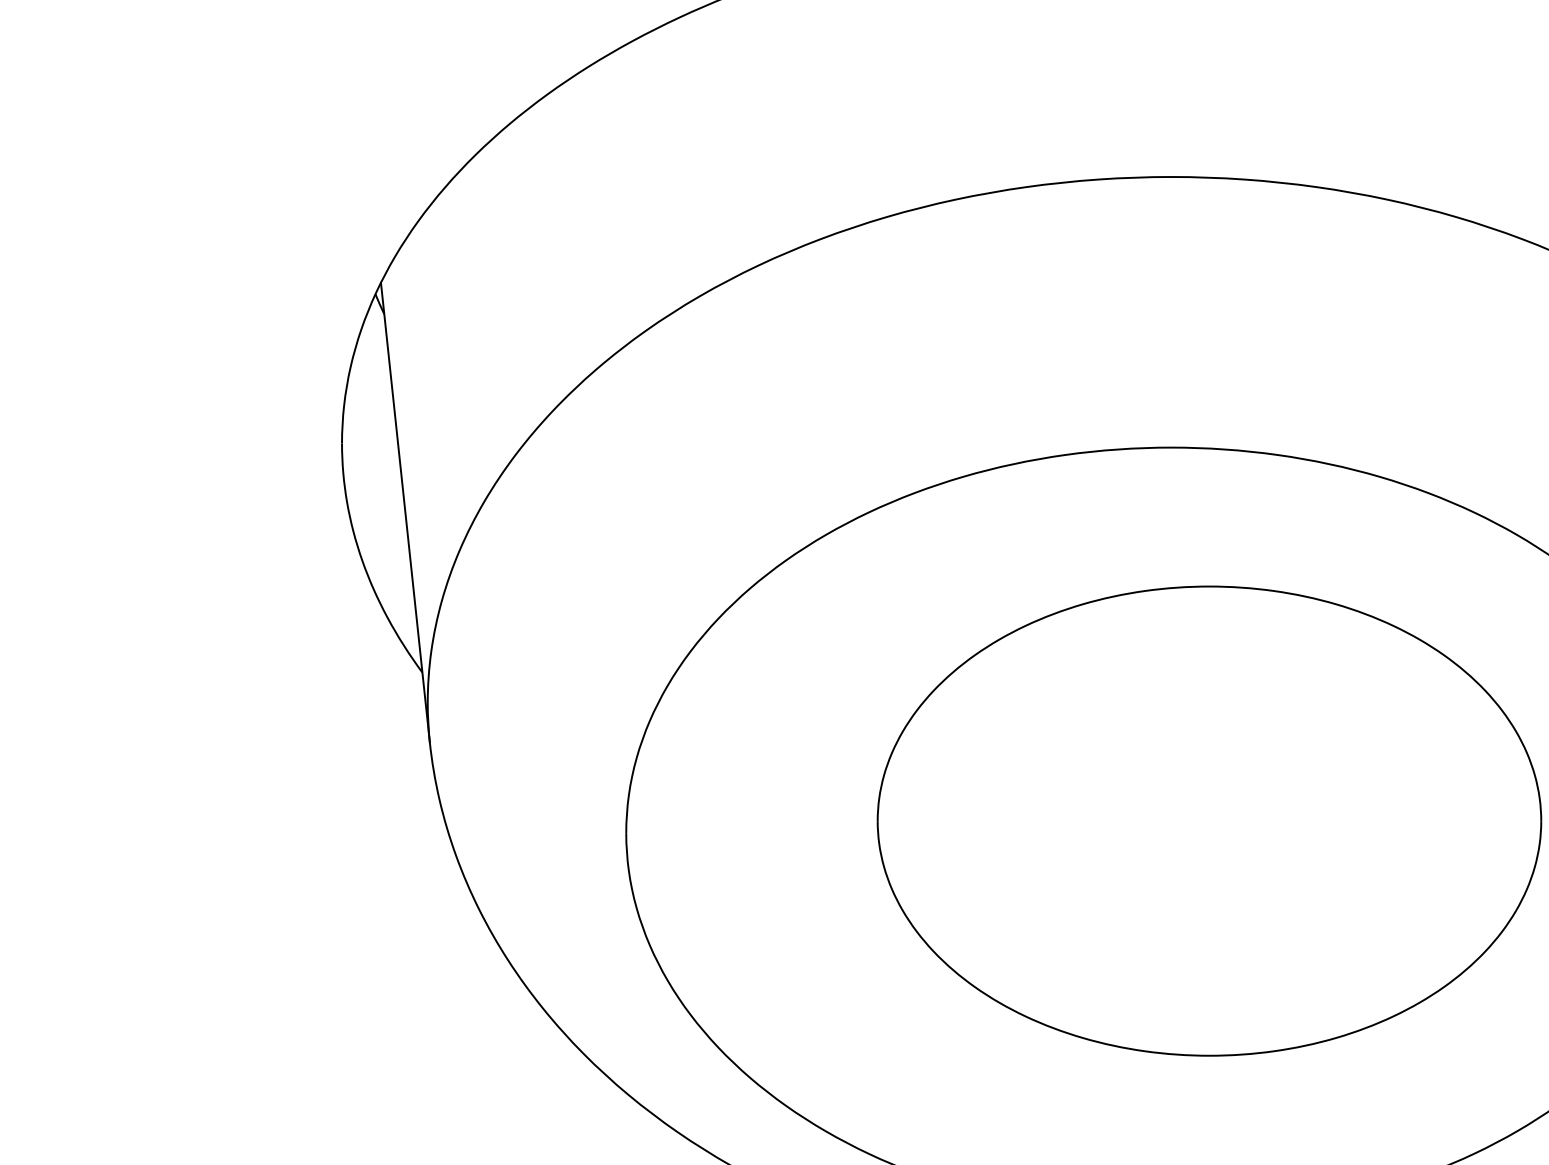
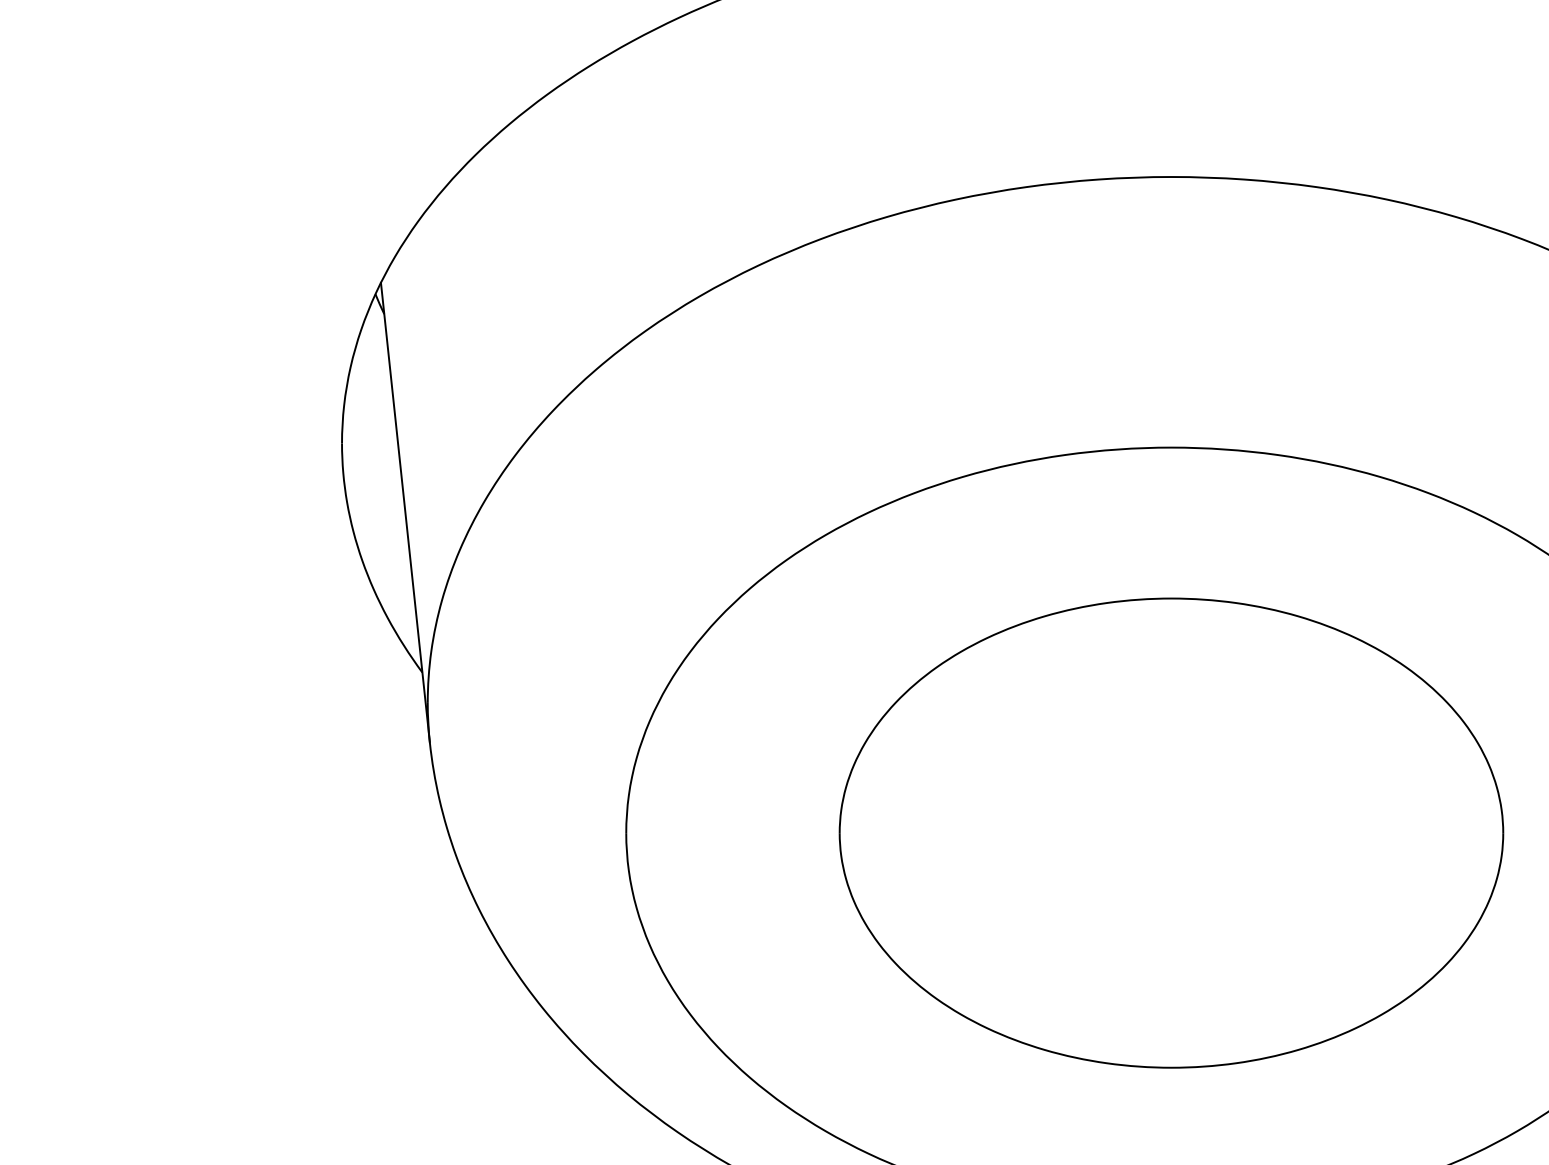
part position: (1209, 820) -> (1171, 832) (1171, 832)
